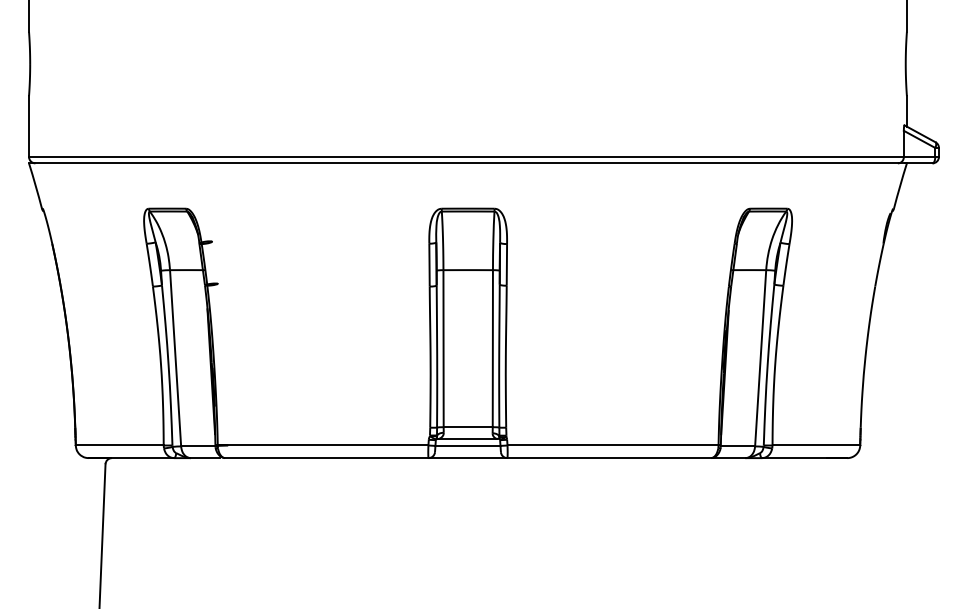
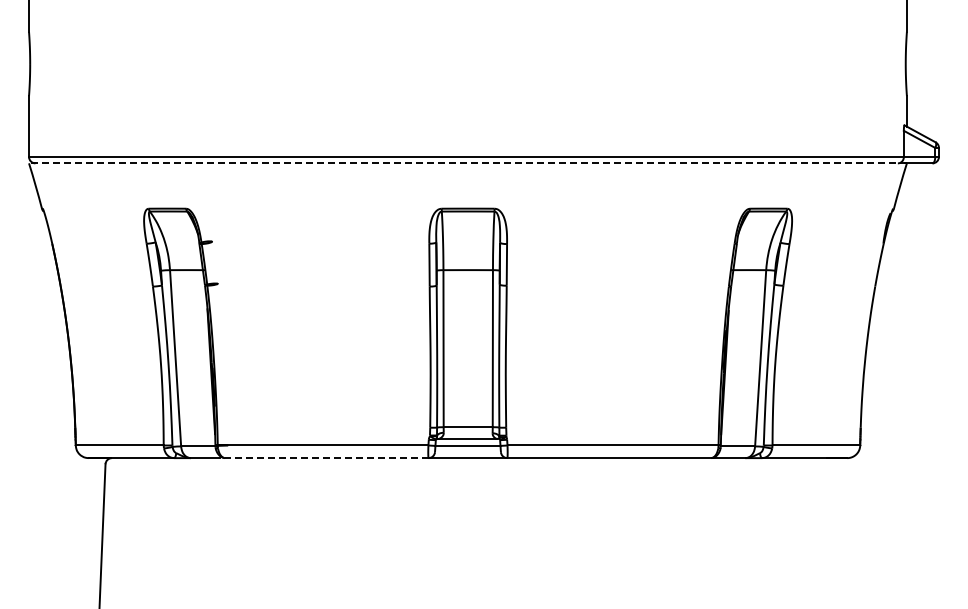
line: solid -> dashed (467, 163)
line: solid -> dashed (326, 458)
